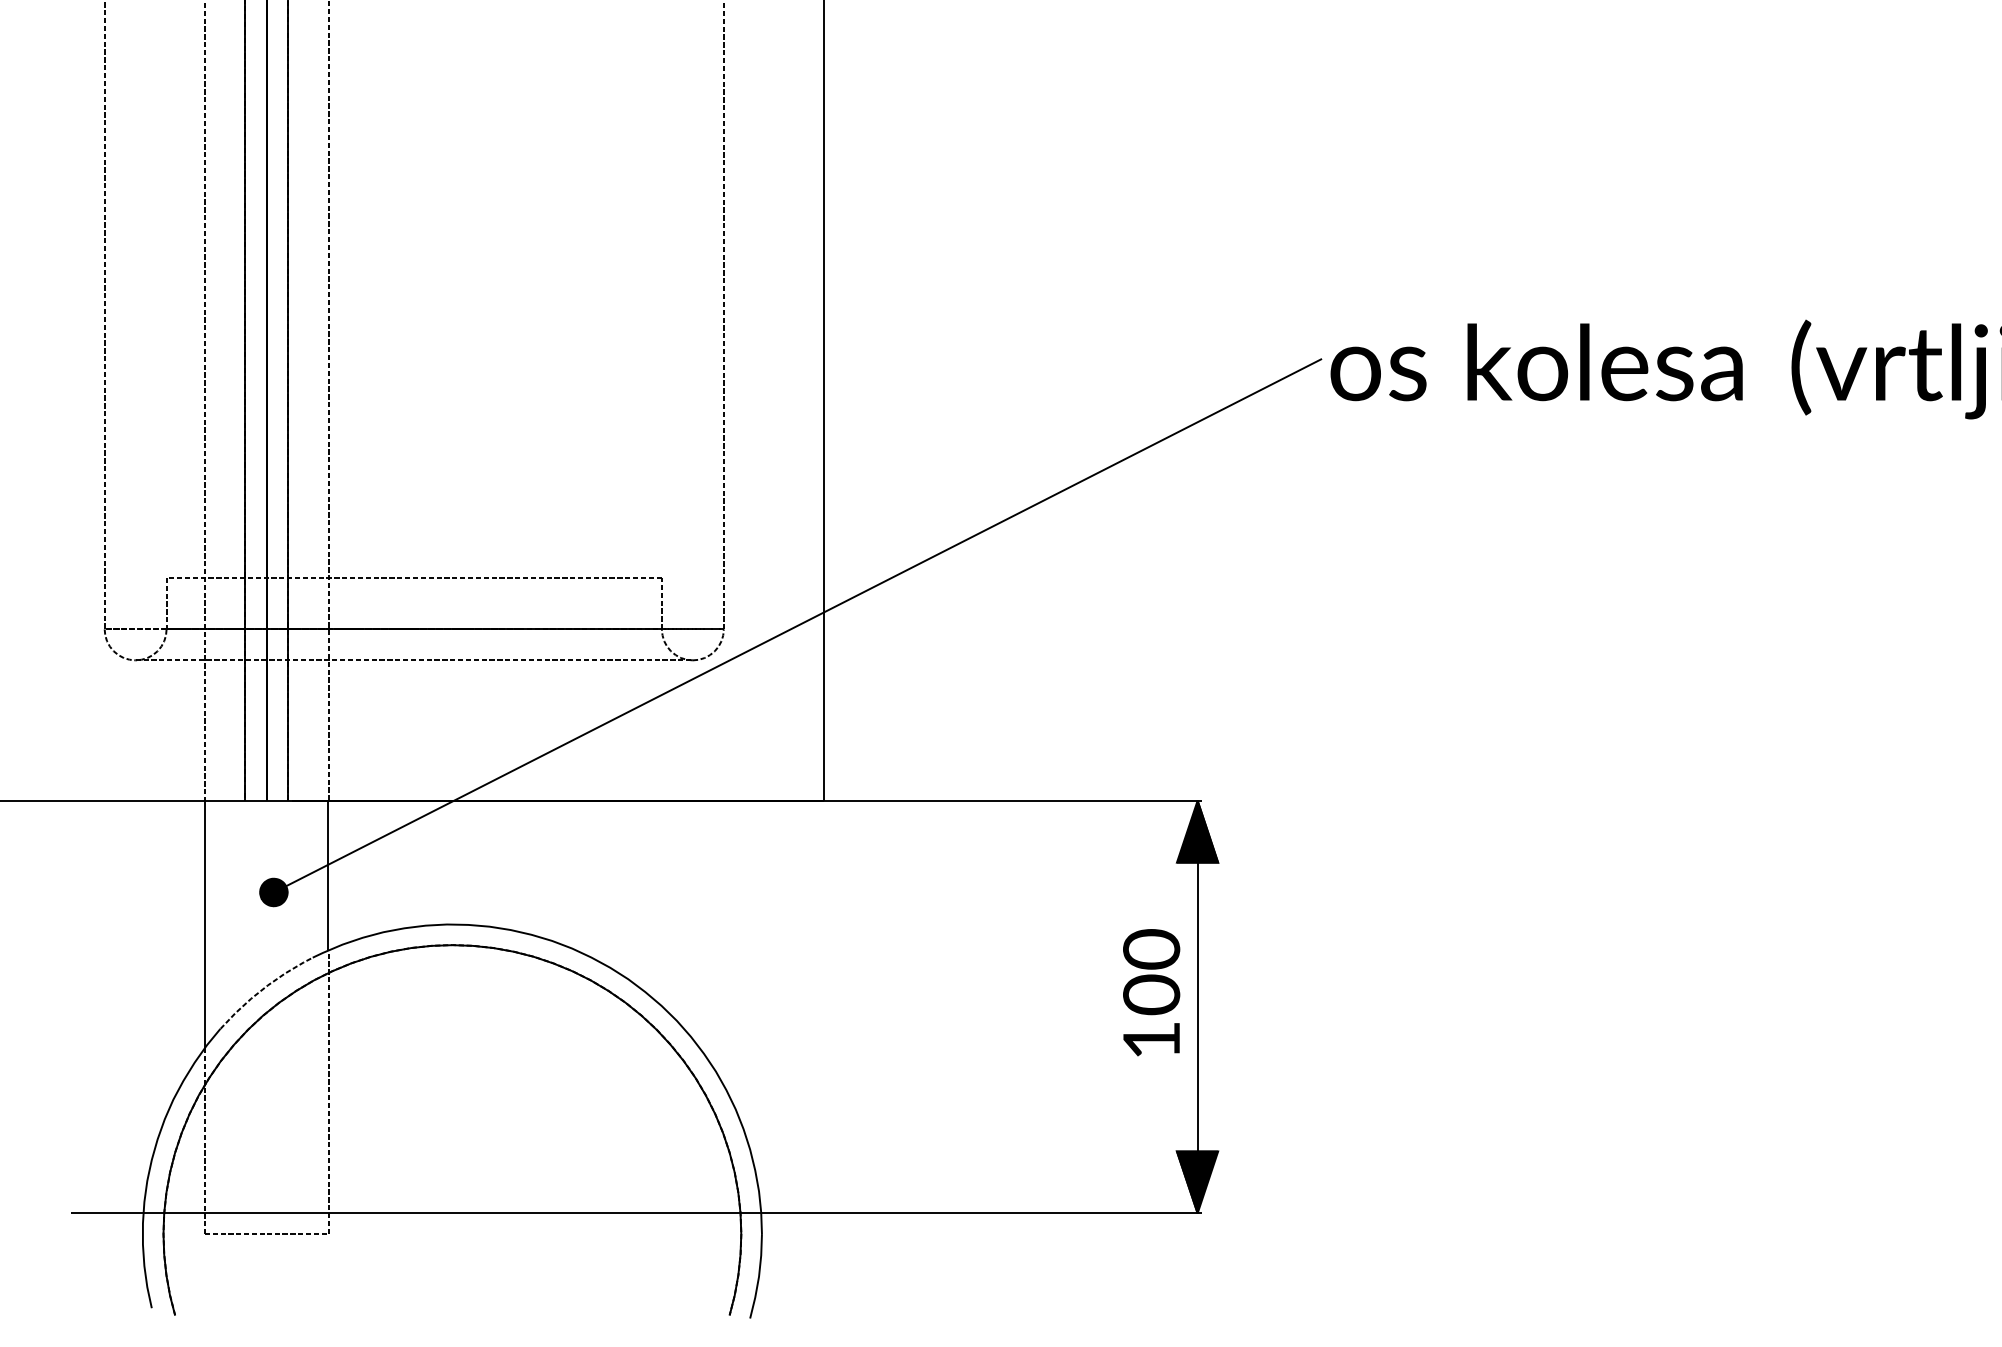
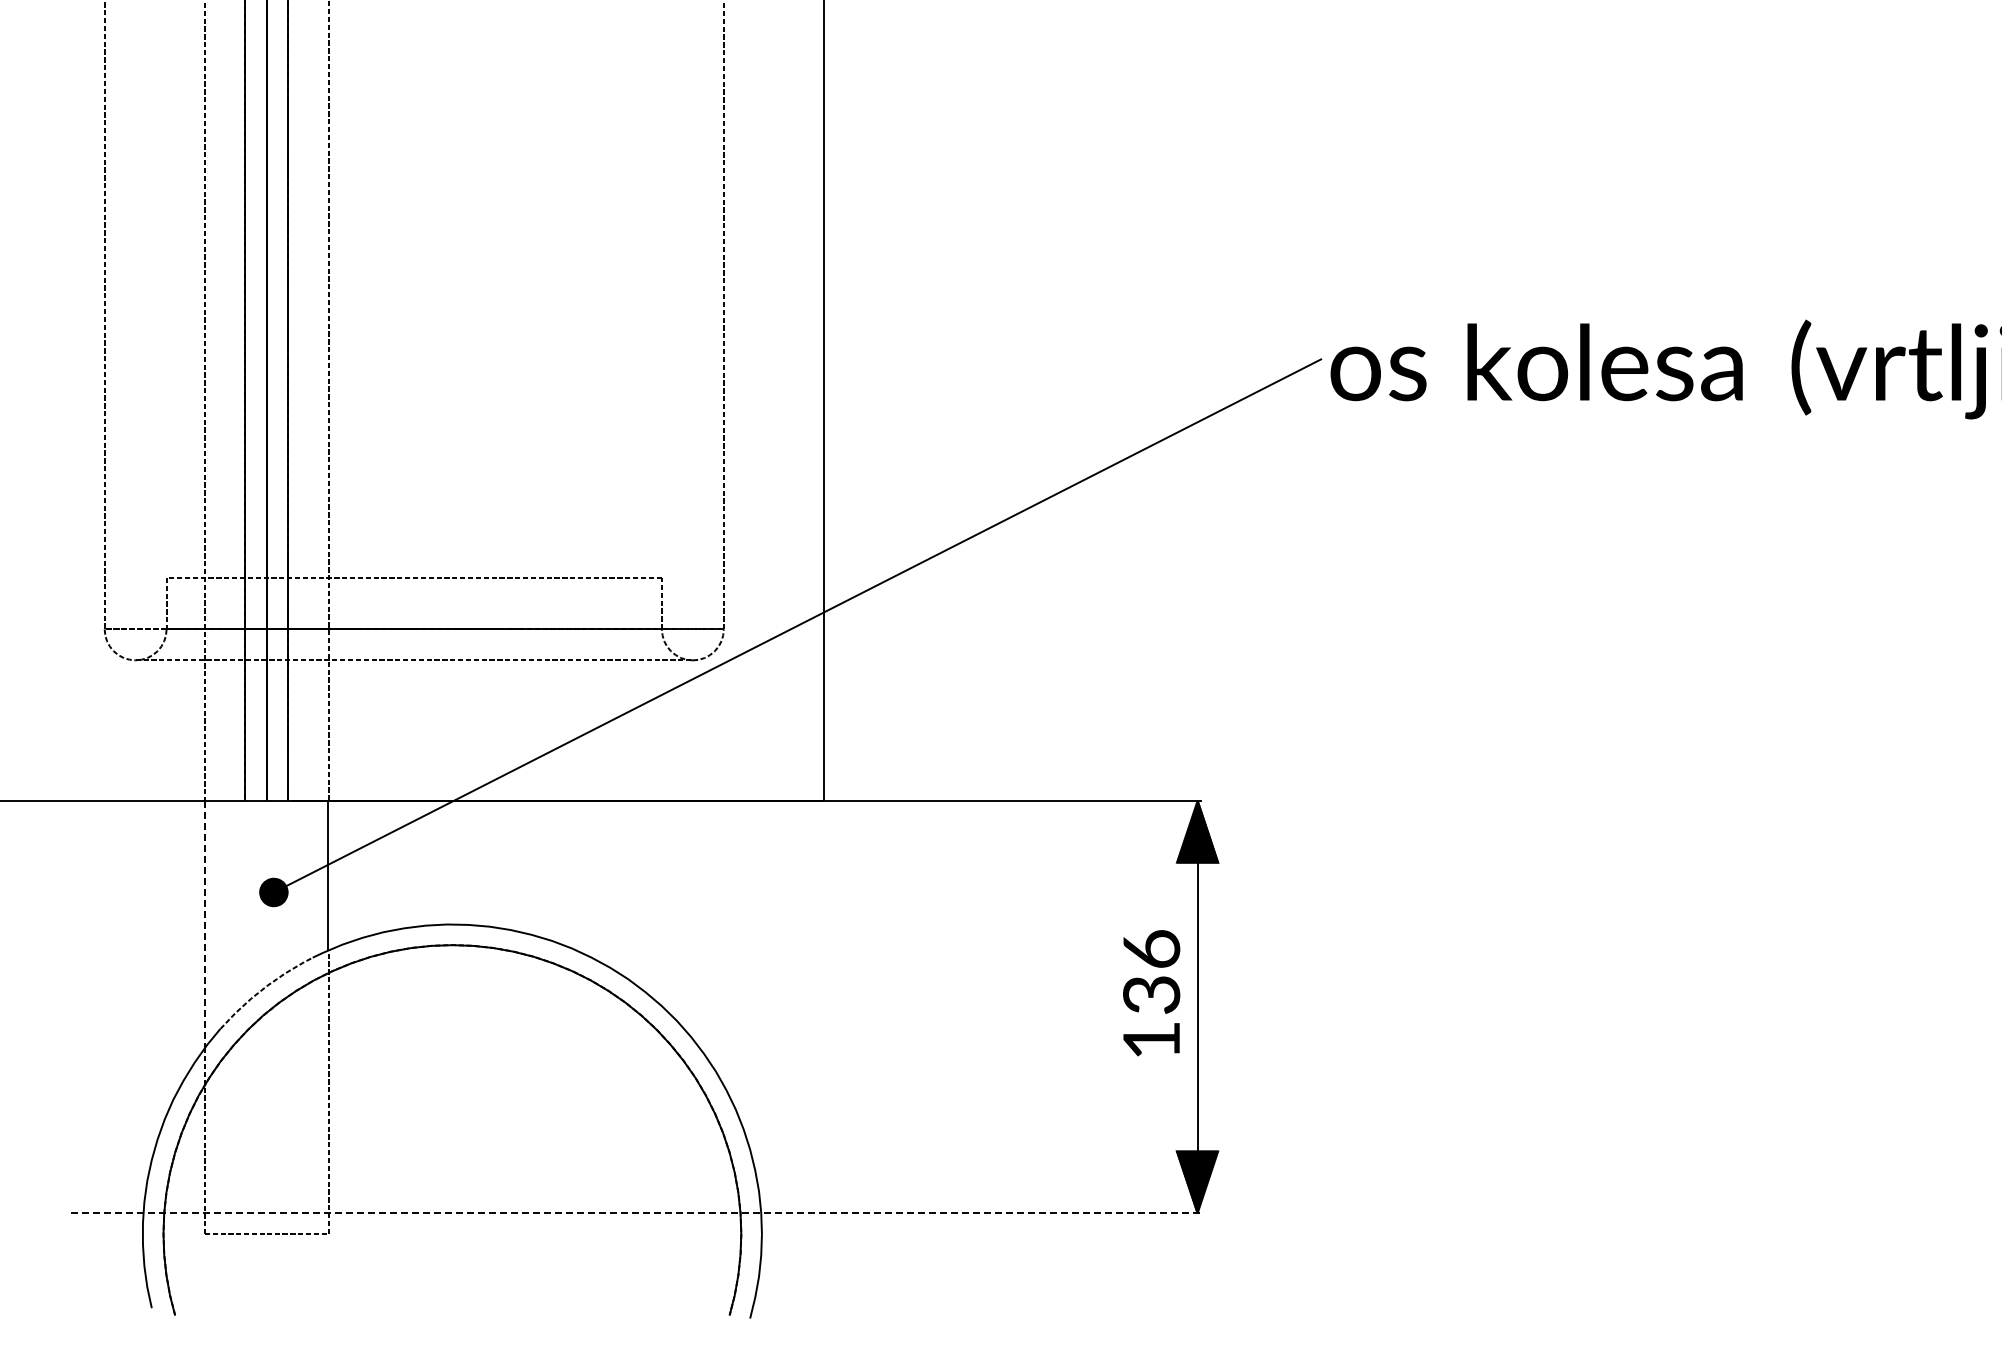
line: solid -> dashed (204, 924)
text: 100 -> 136 (1151, 972)
line: solid -> dashed (637, 1213)
